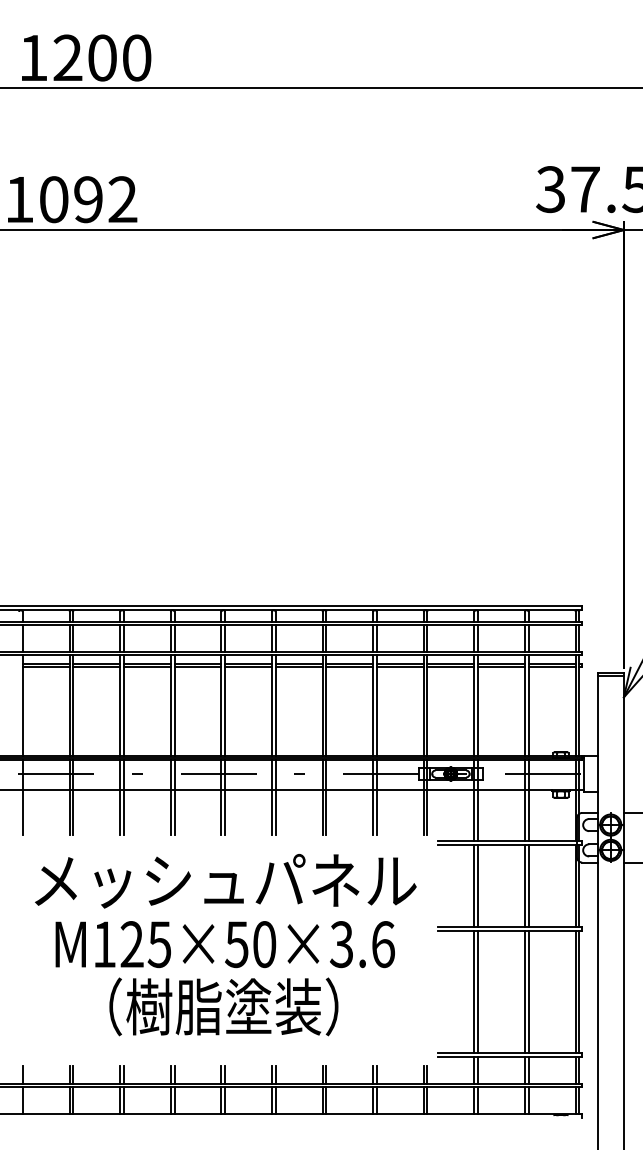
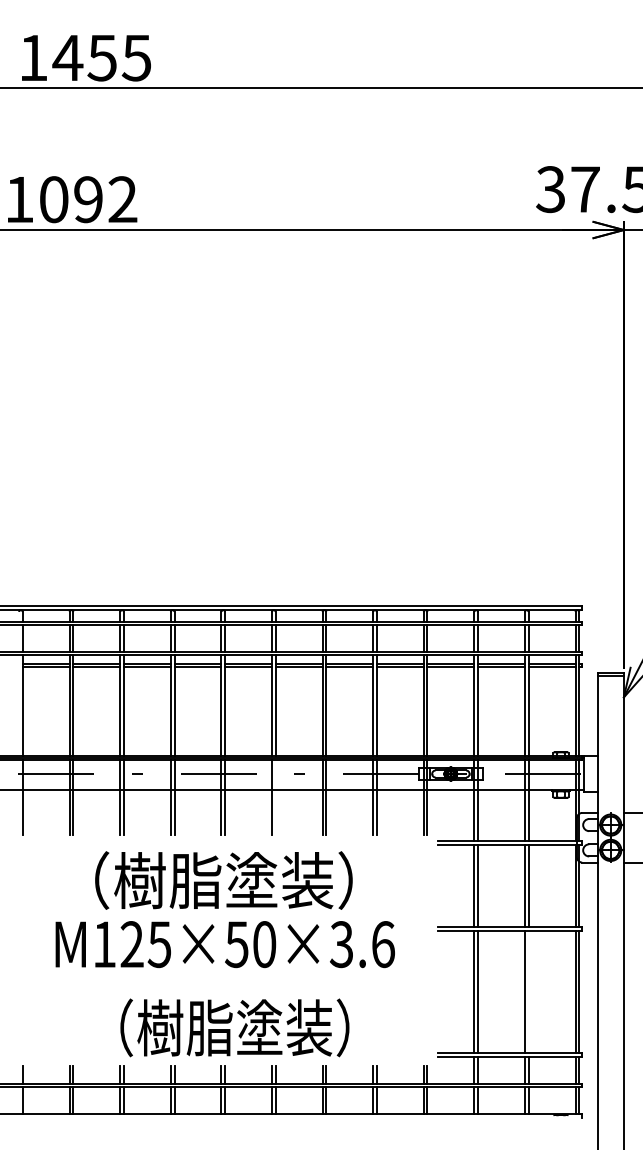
text: 1200 -> 1455 (101, 57)
line: present -> none (275, 797)
text: メッシュパネル -> （樹脂塗装） (225, 880)
line: present -> none (528, 991)
text position: (223, 1006) -> (234, 1027) (234, 1027)
